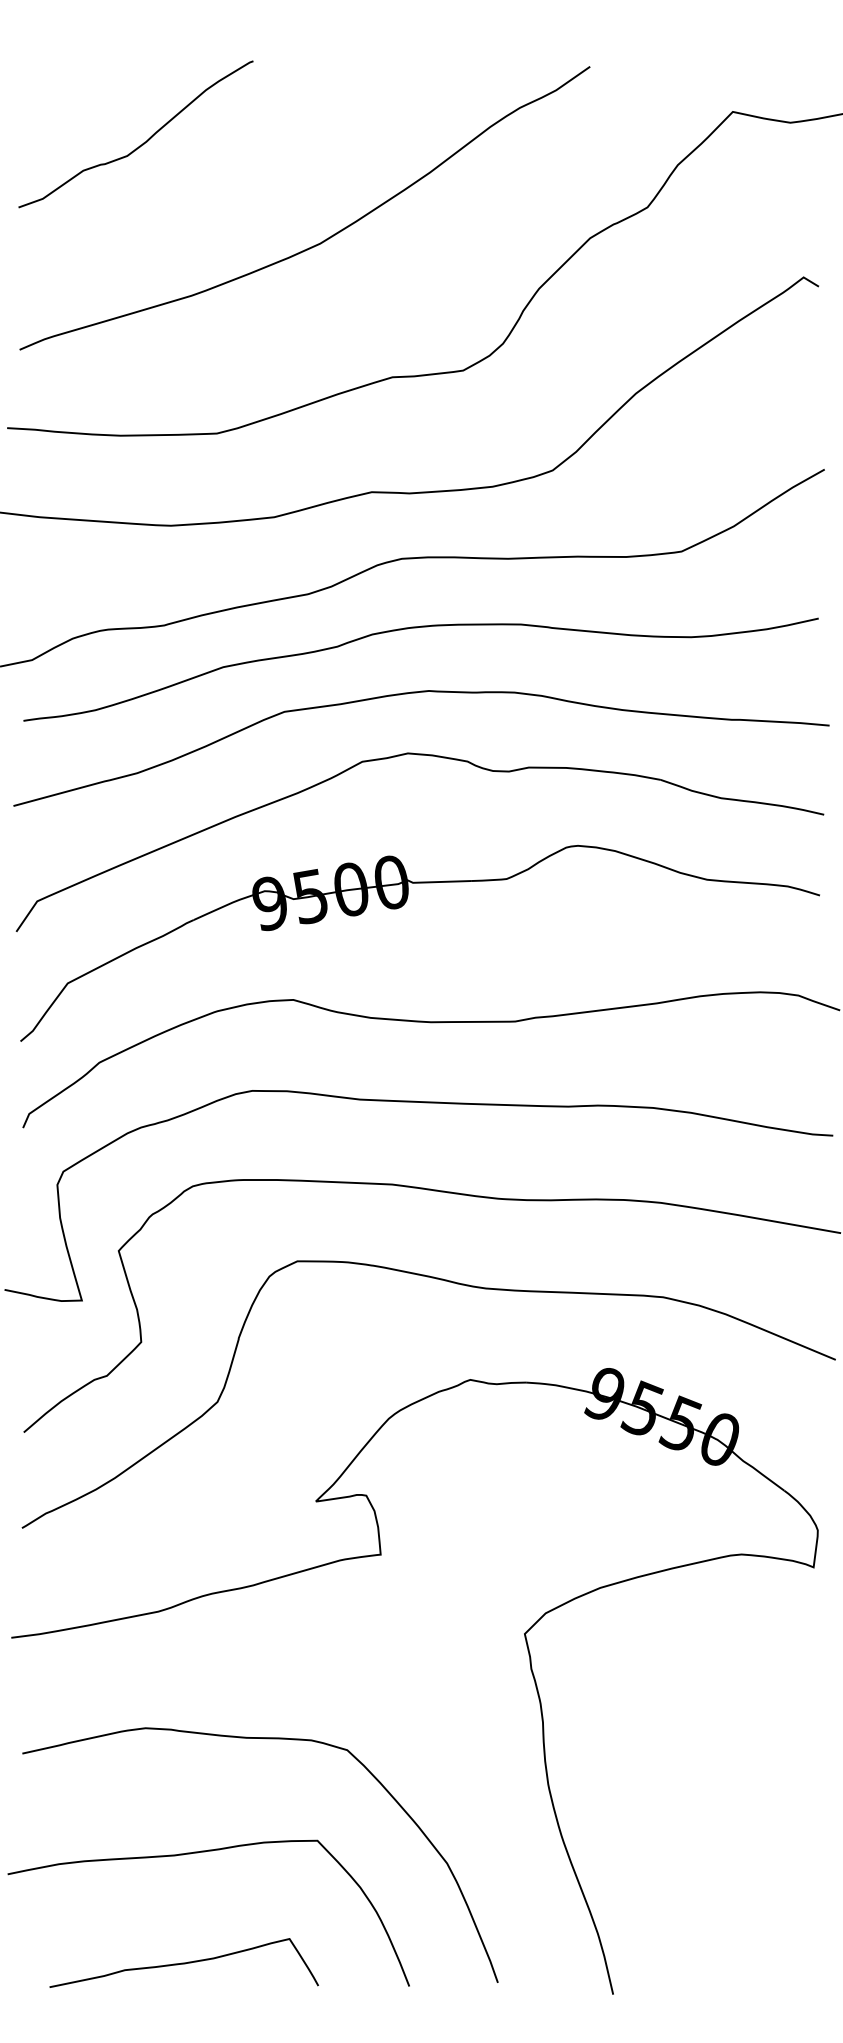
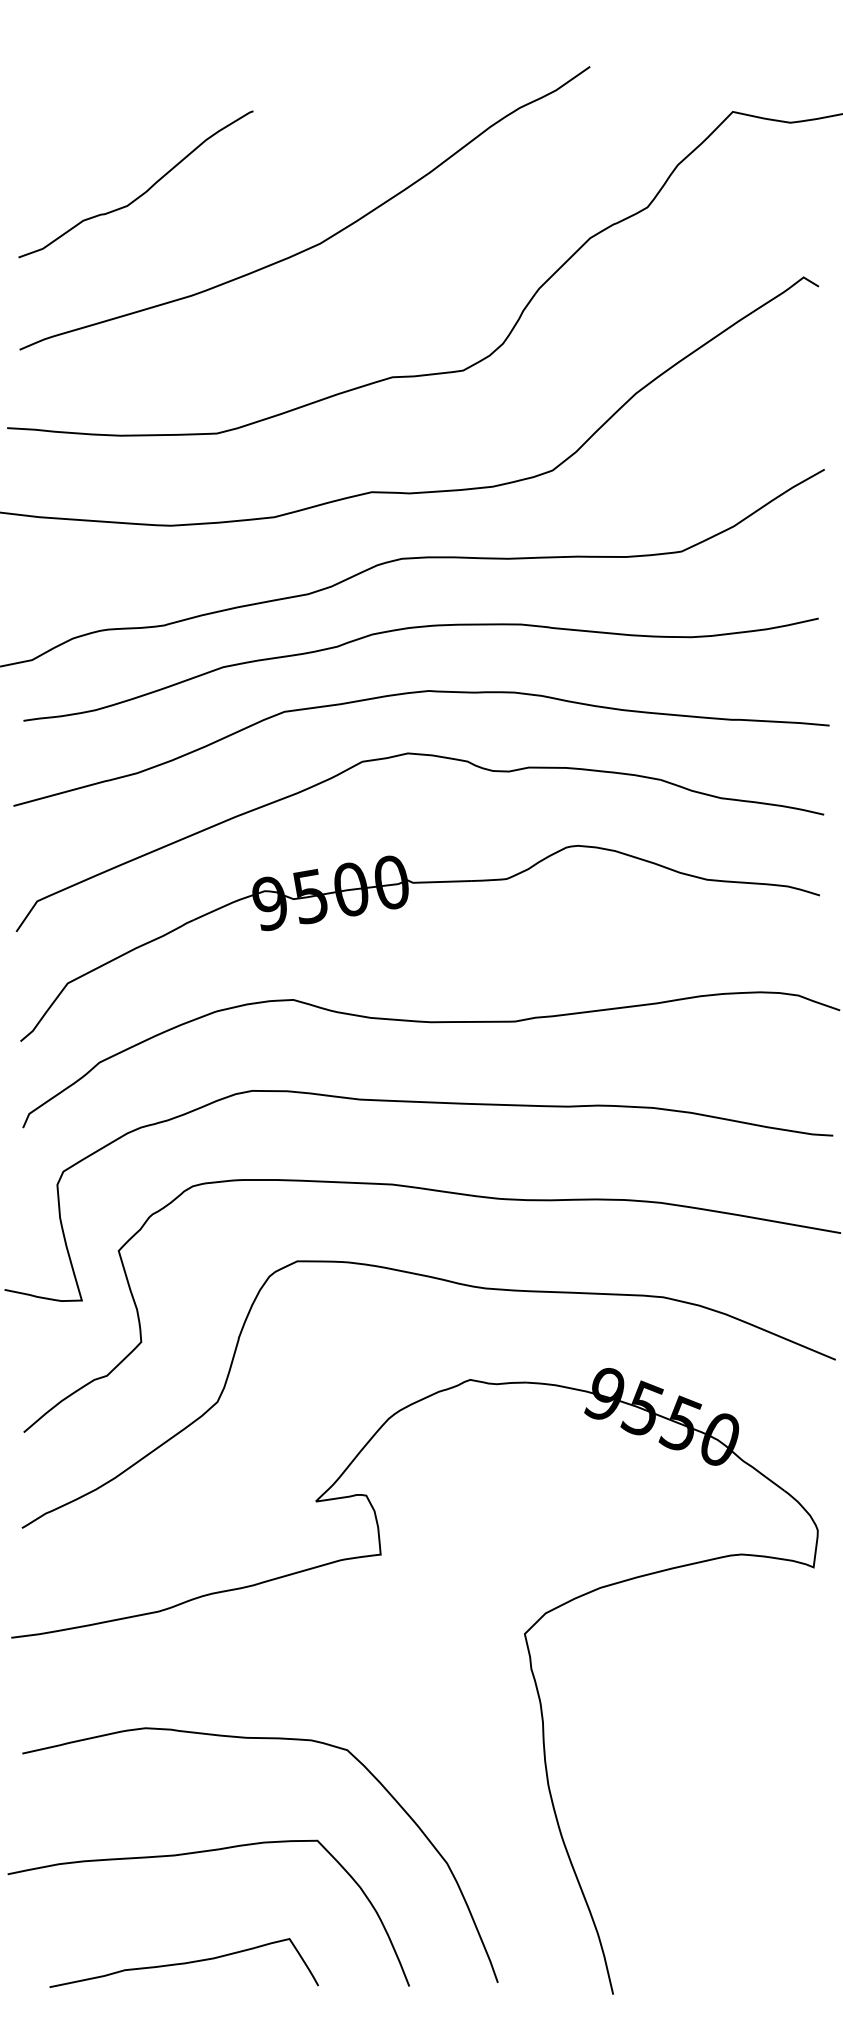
curve position: (143, 142) -> (143, 192) (143, 192)
